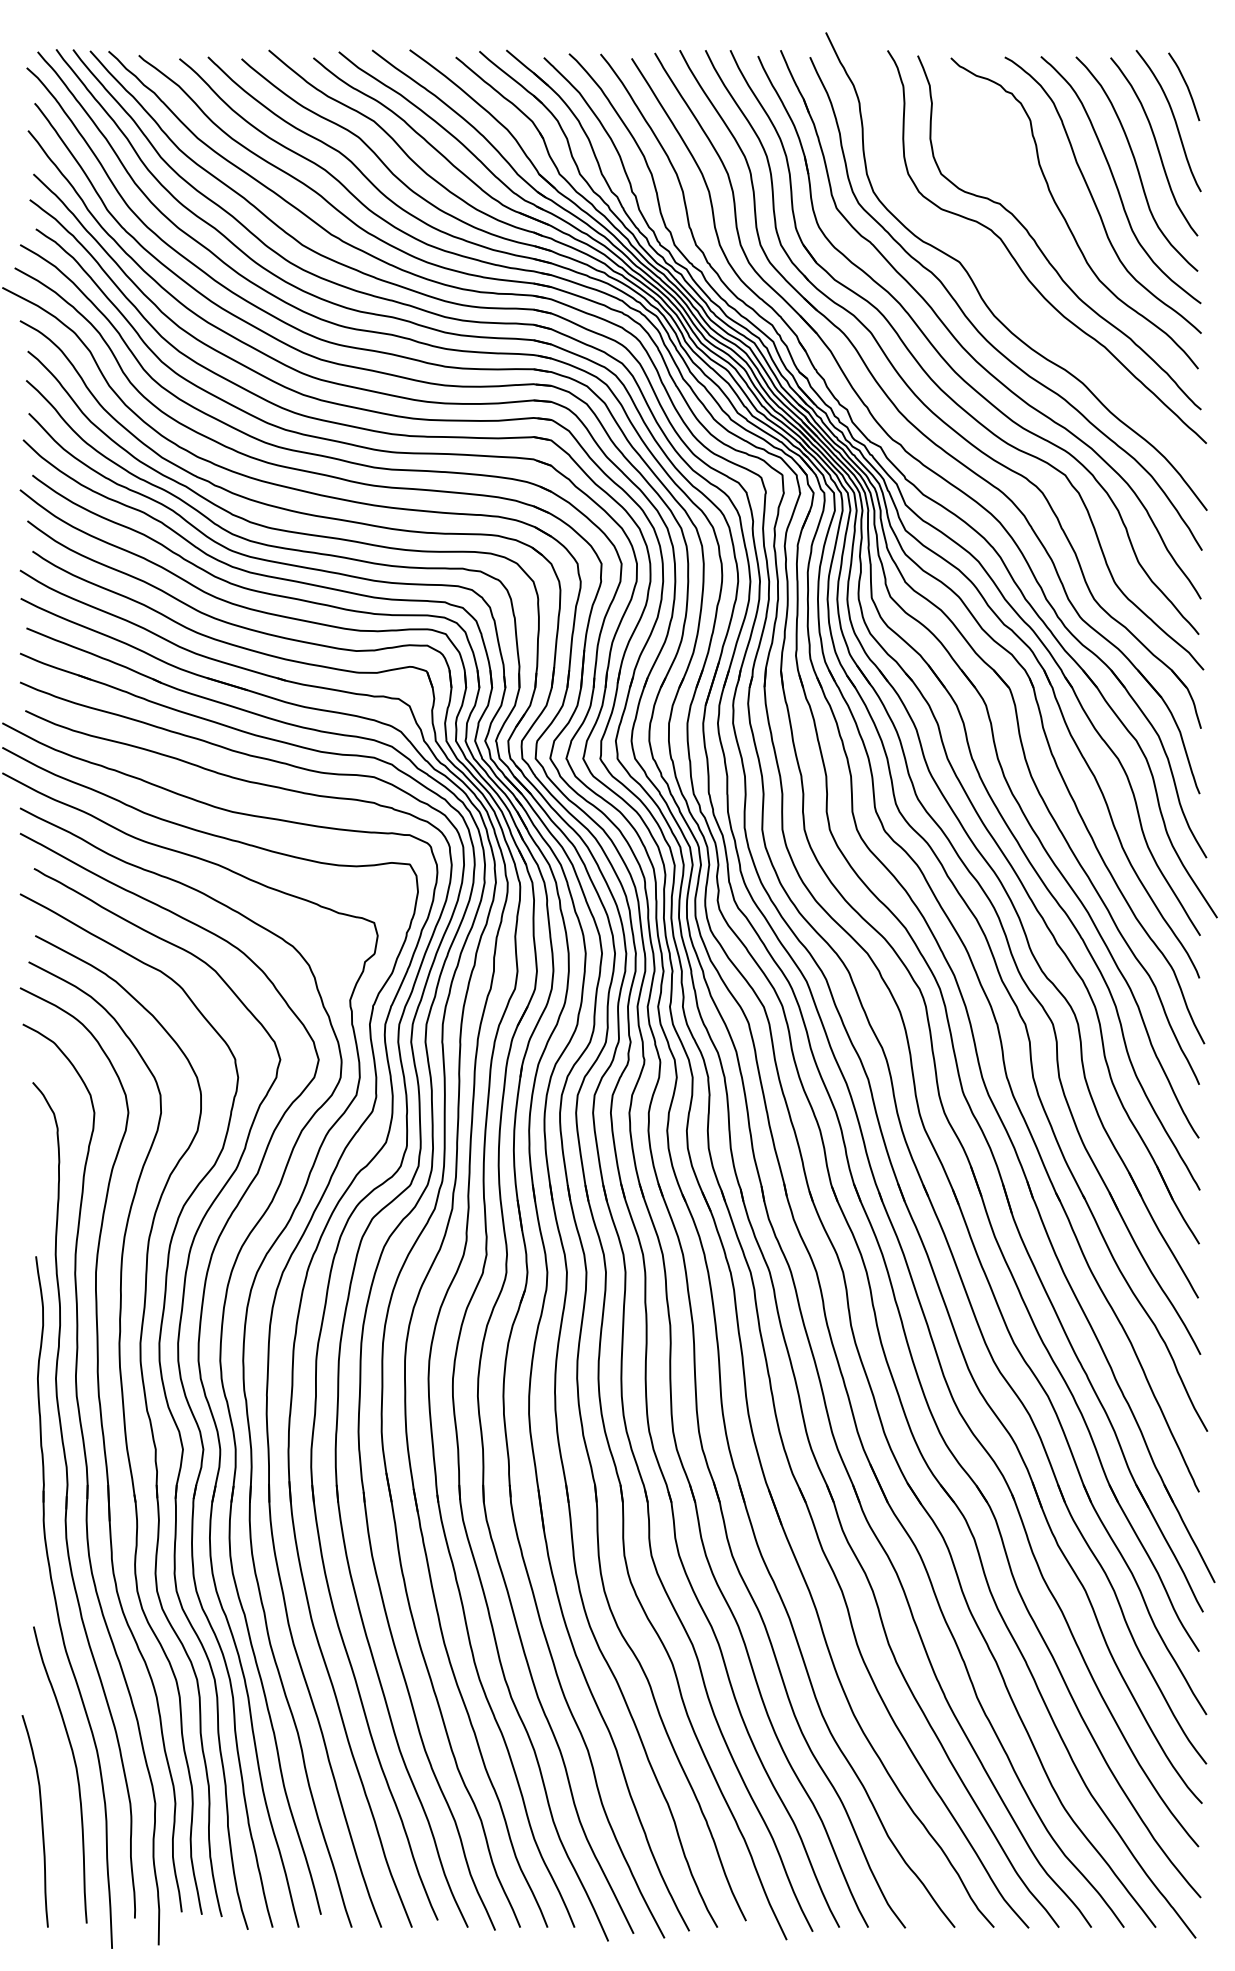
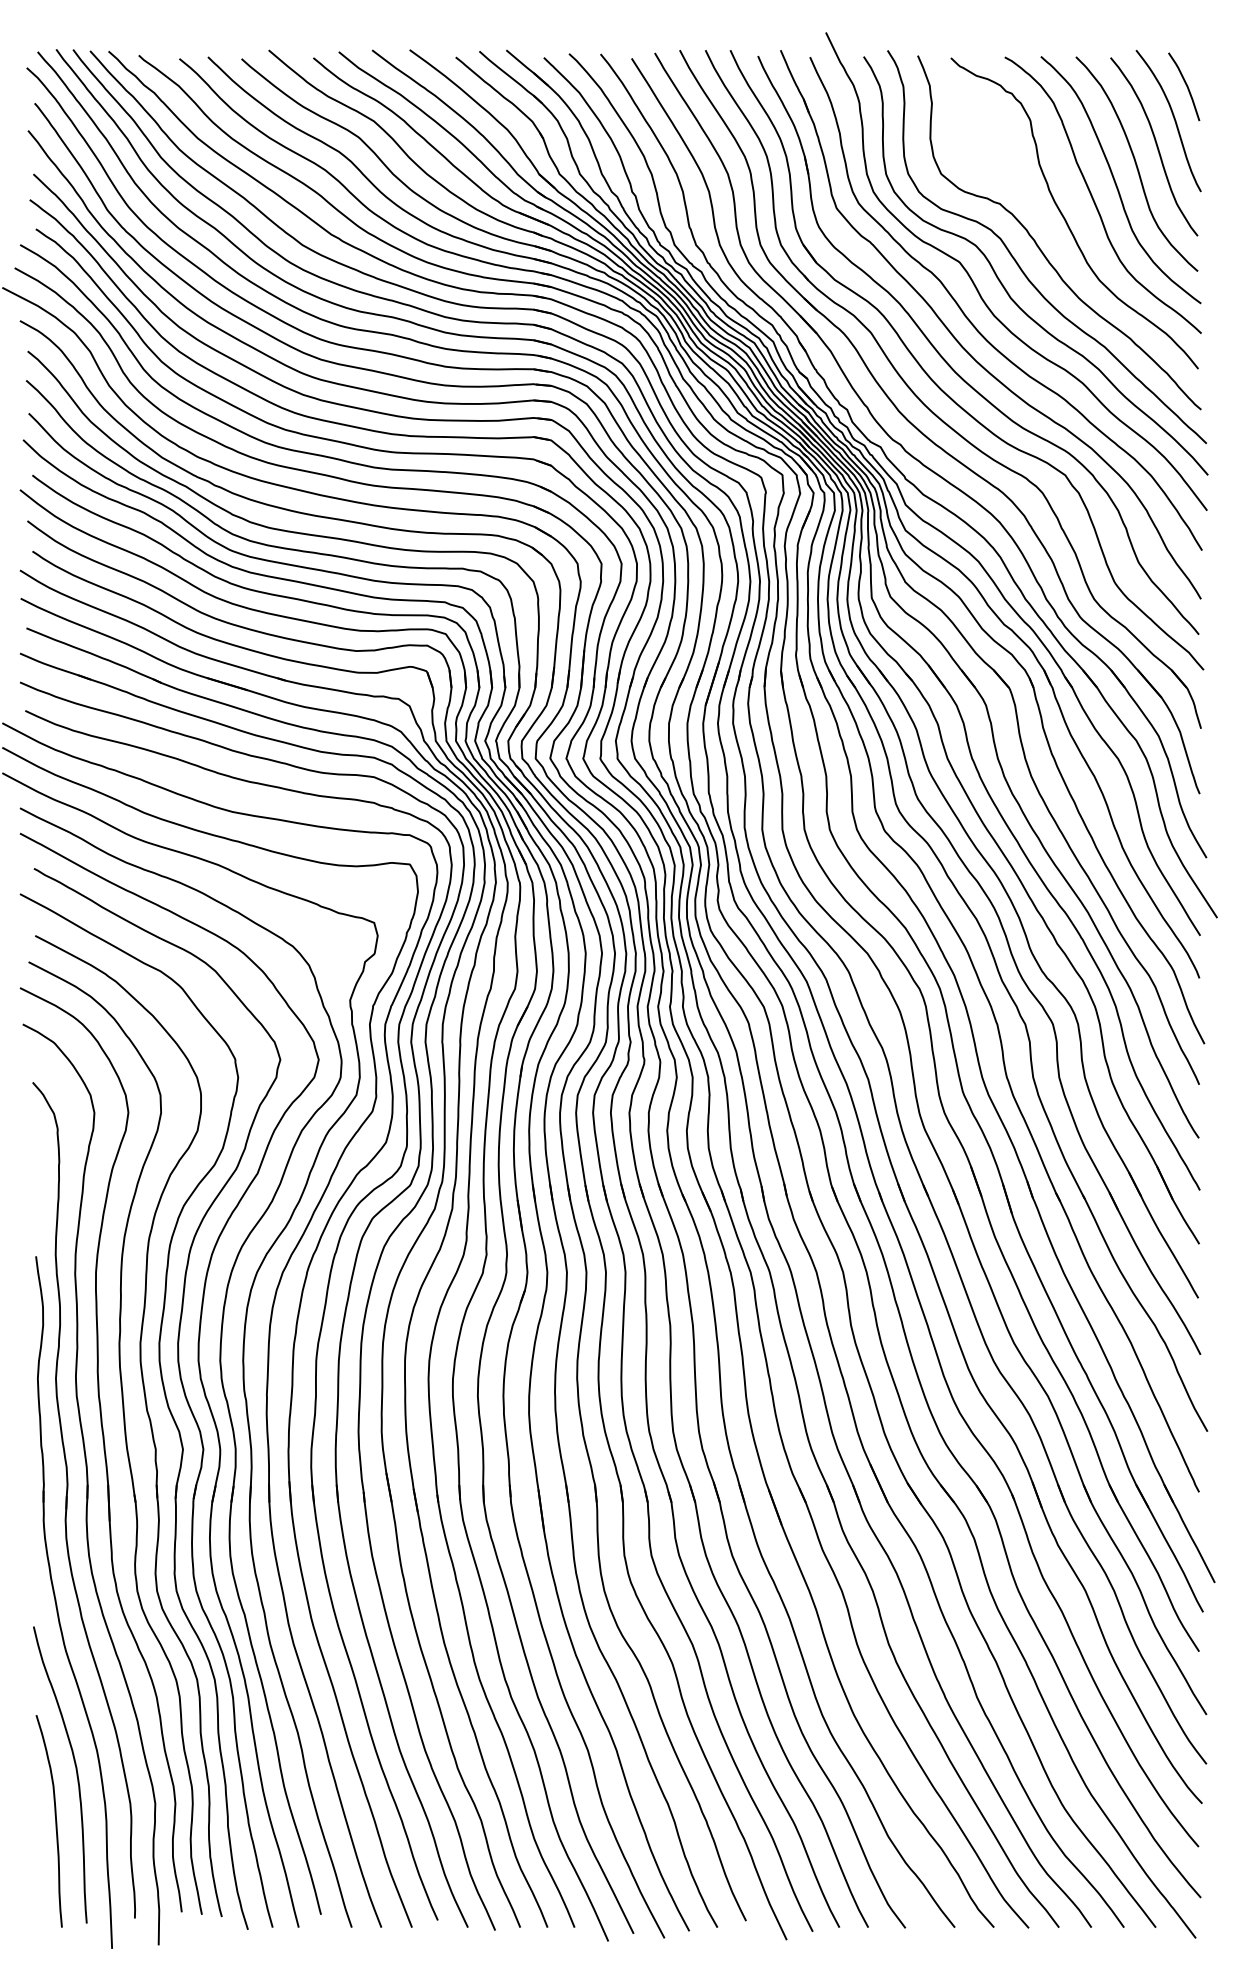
curve: none -> present (1005, 287)
curve position: (41, 1821) -> (55, 1821) (55, 1821)
